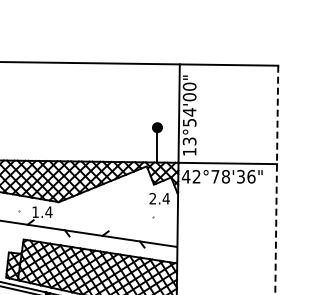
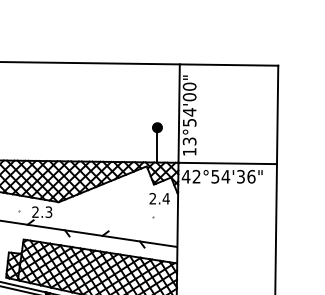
text: 42°78'36" -> 42°54'36" (220, 176)
line: dashed -> solid (276, 180)
text: 1.4 -> 2.3 (42, 212)
